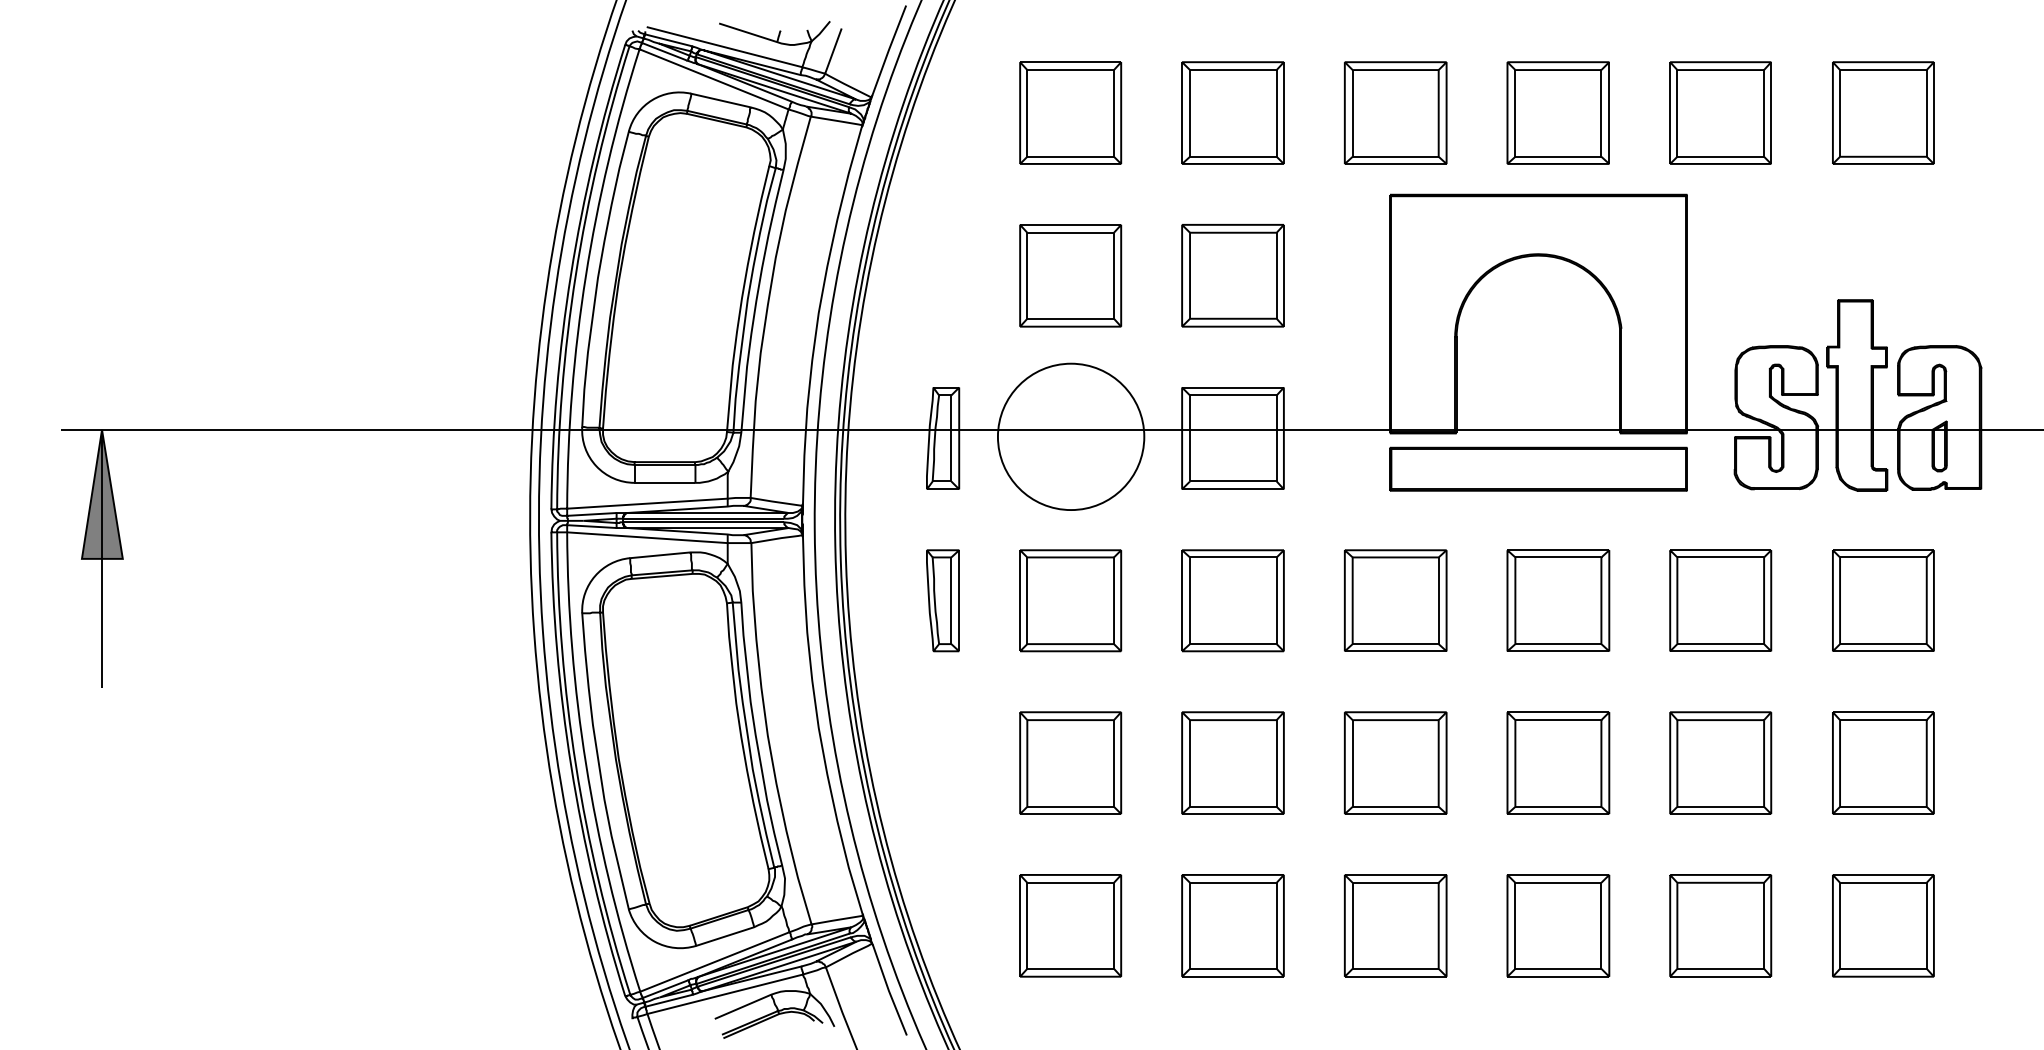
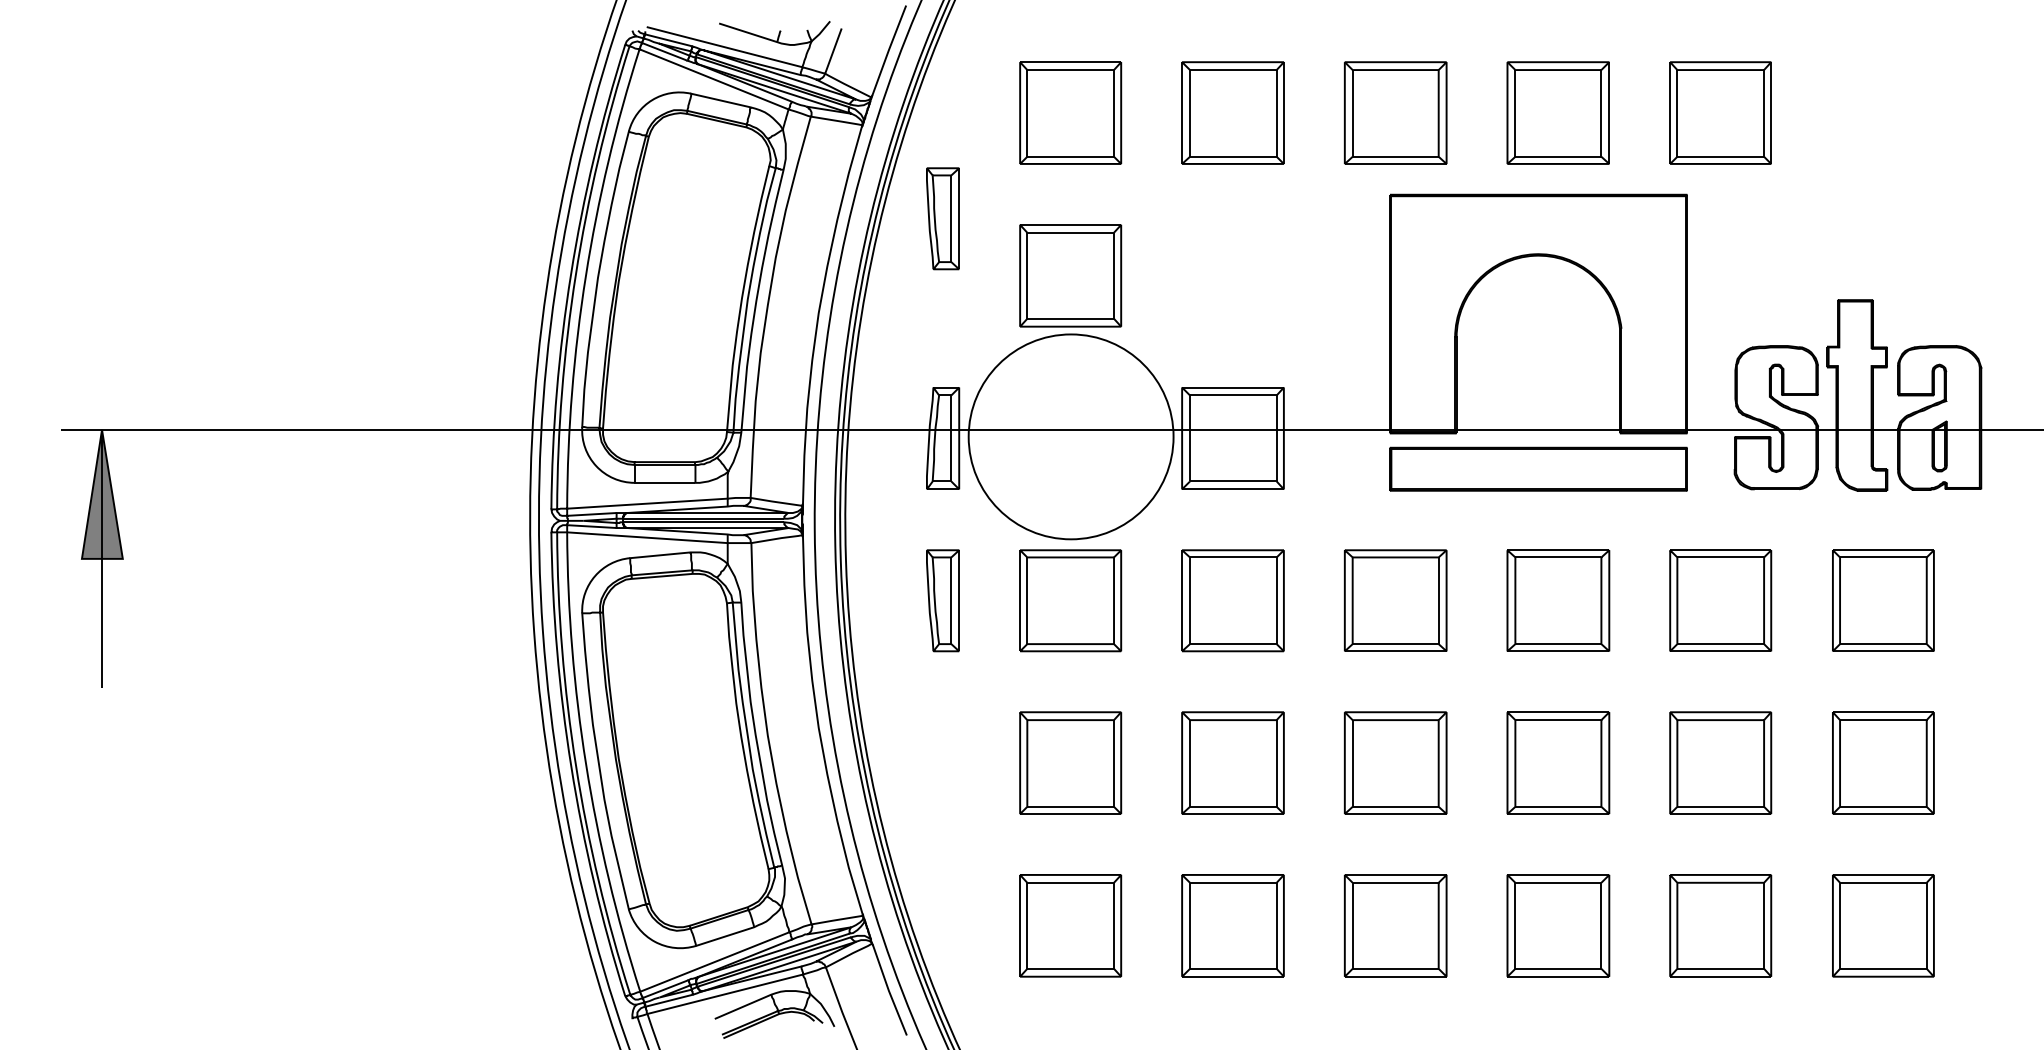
part: present -> none (1883, 112)
part: none -> present (942, 218)
part: present -> none (1232, 275)
circle diameter: 146 px -> 205 px (1070, 436)
